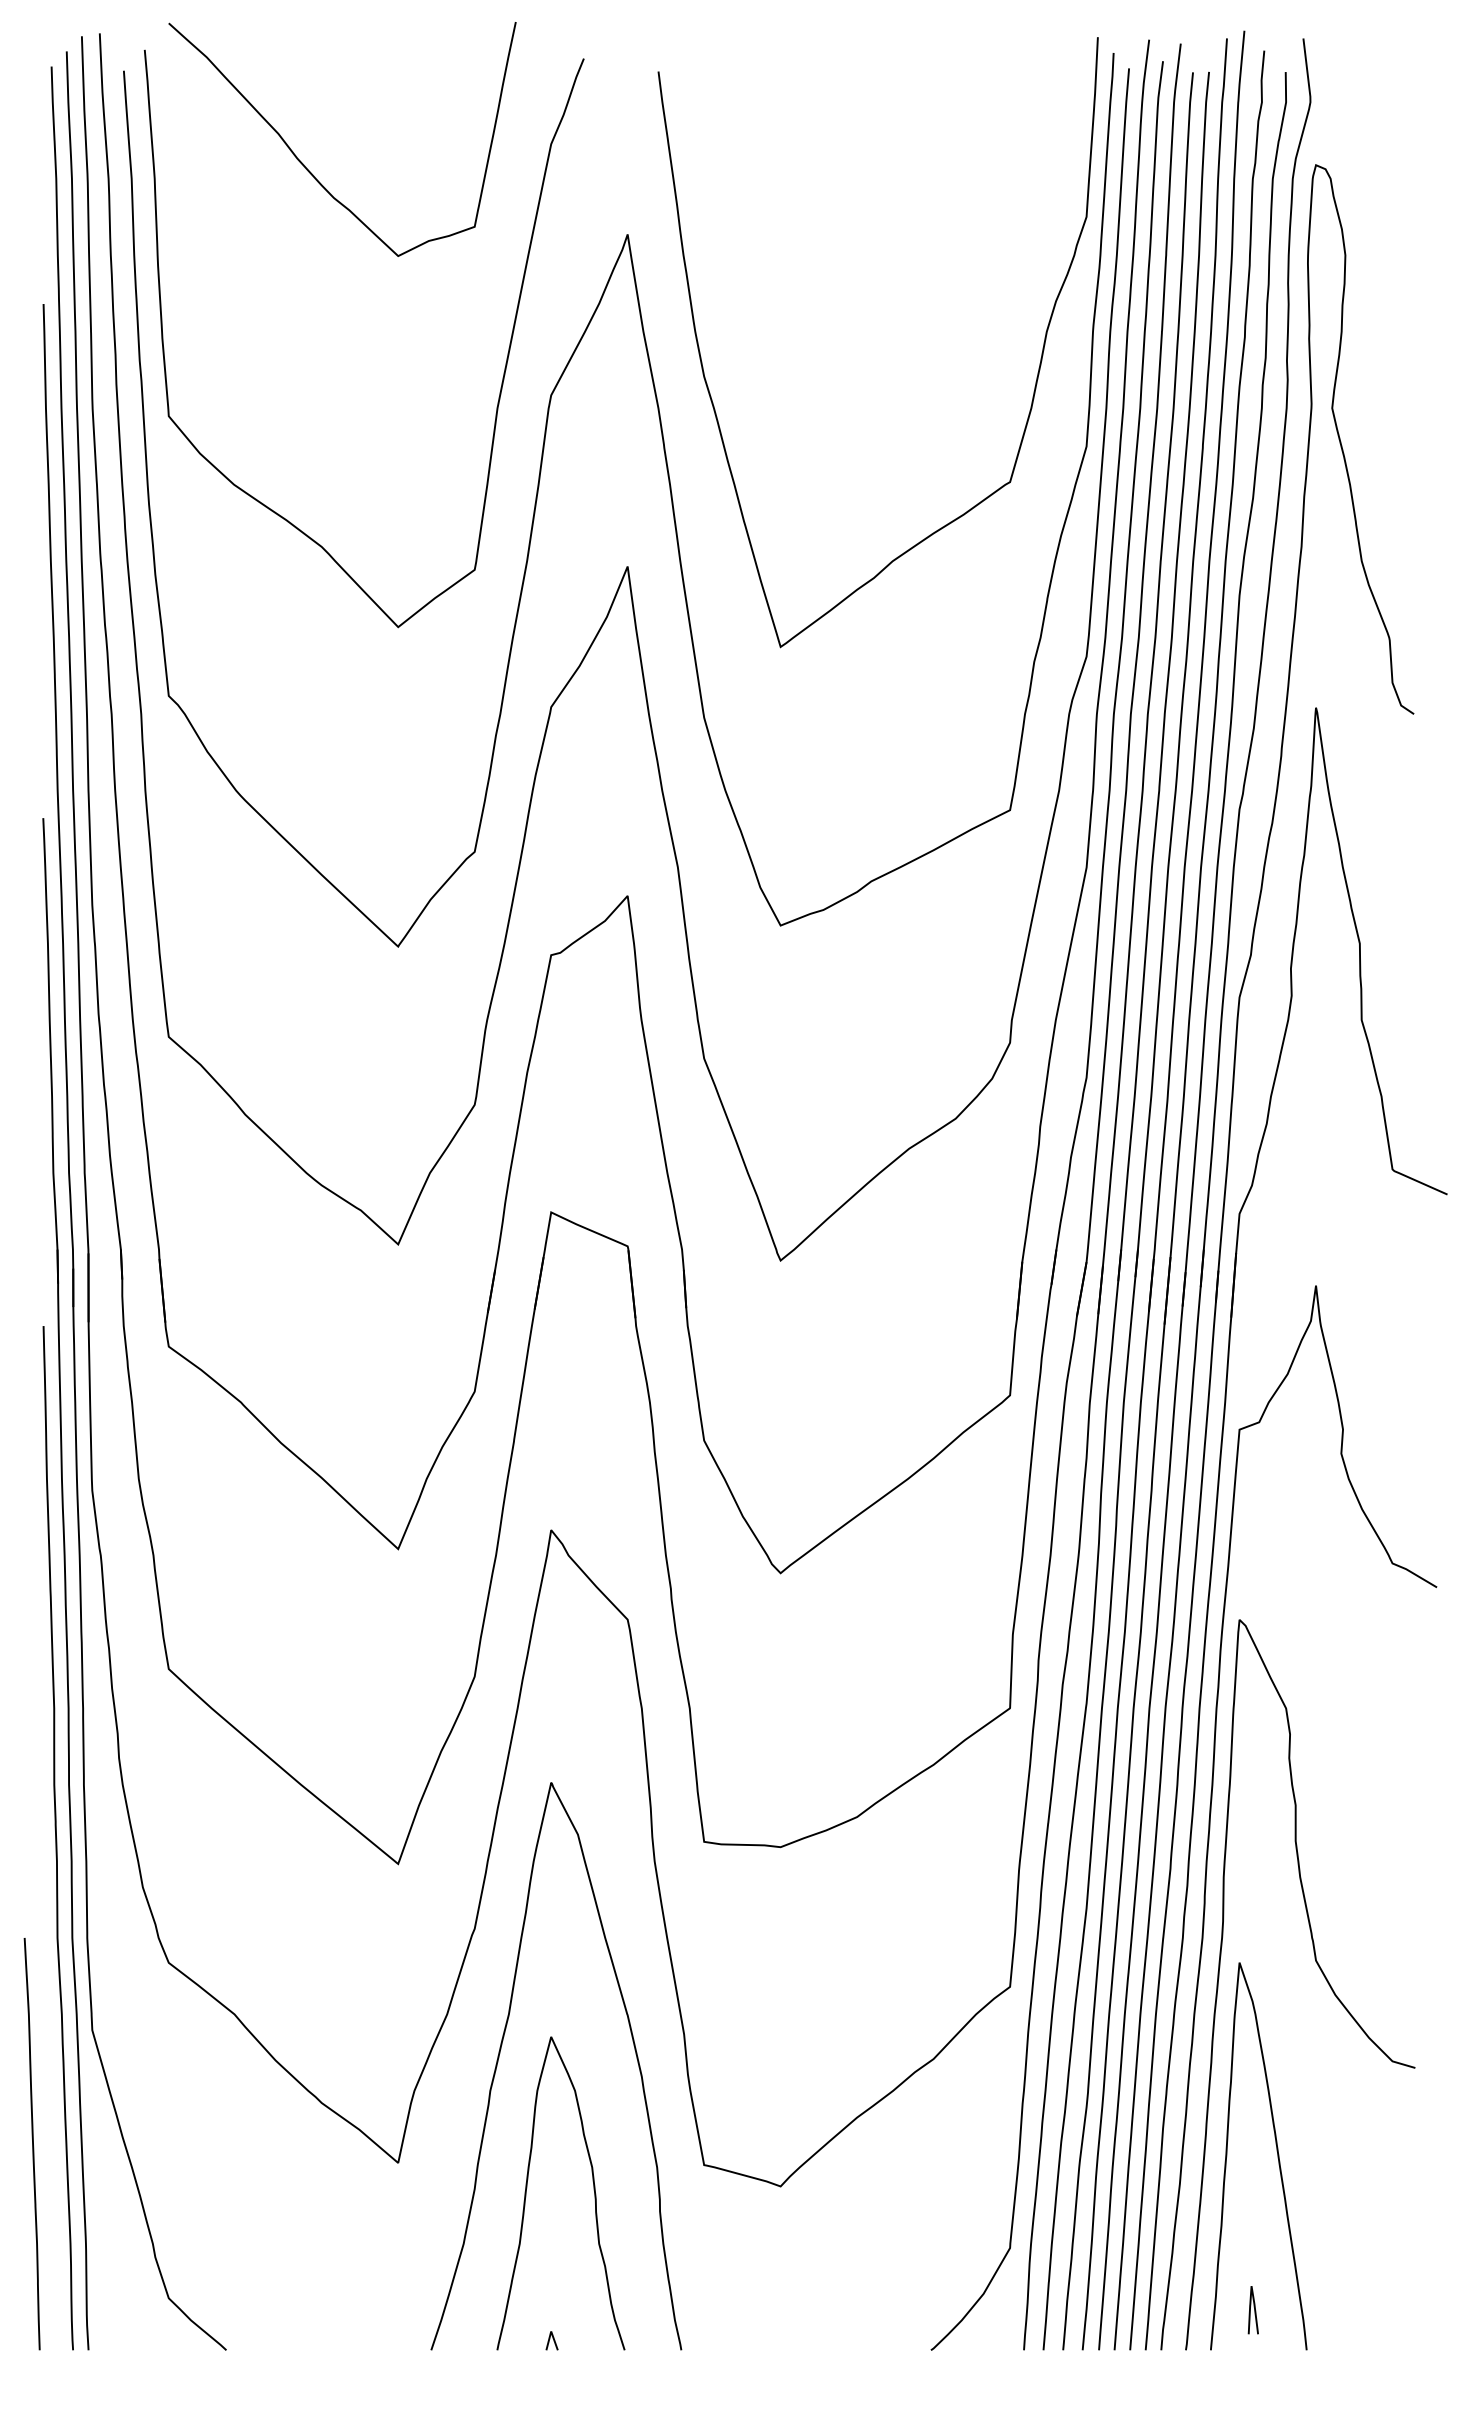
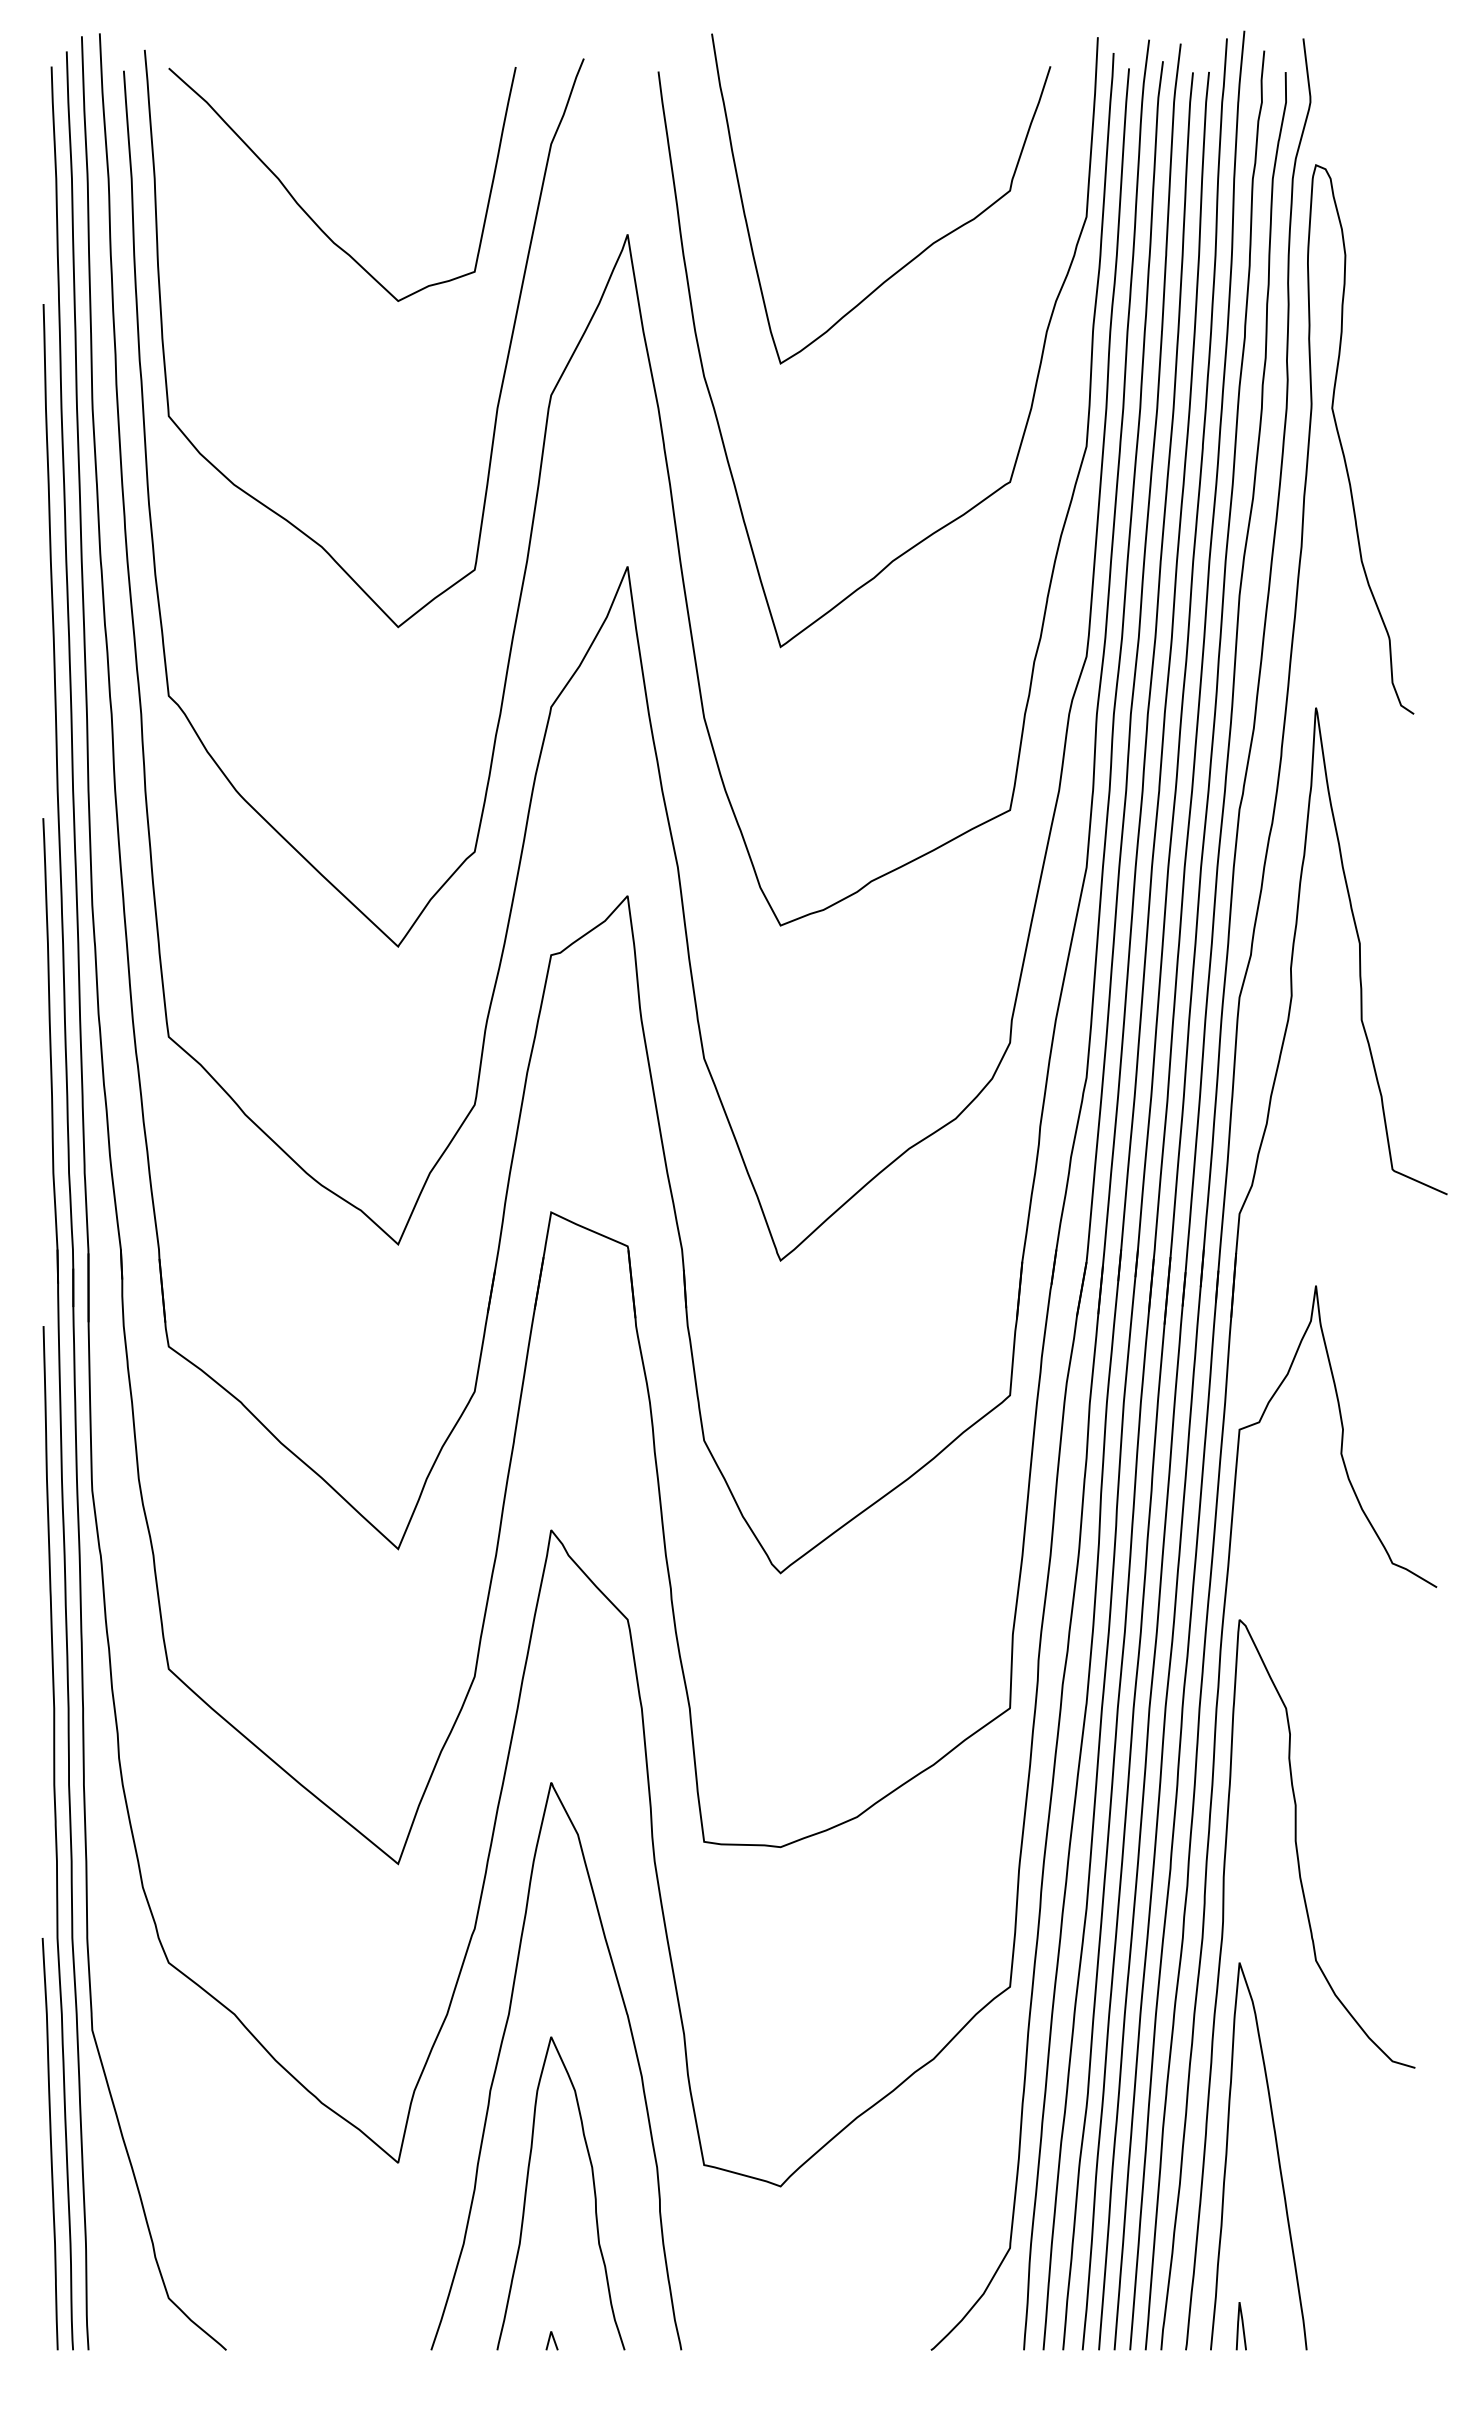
curve position: (310, 171) -> (310, 216) (310, 216)
curve: none -> present (922, 250)
curve position: (32, 2144) -> (50, 2144) (50, 2144)
curve position: (1250, 2310) -> (1238, 2326) (1238, 2326)
